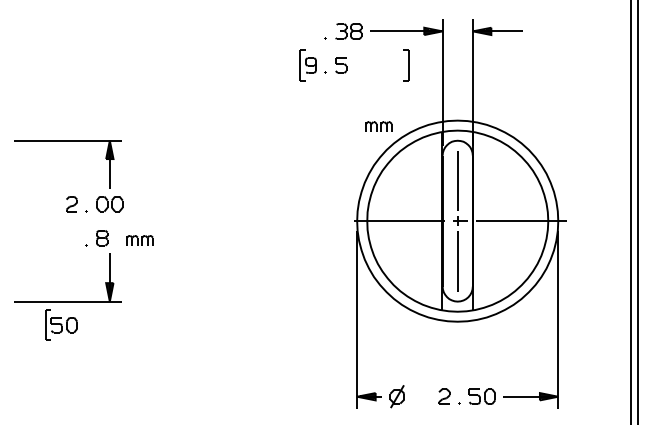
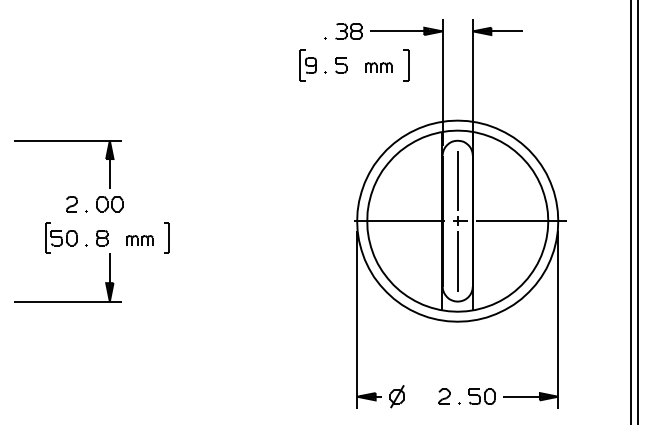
part position: (378, 126) -> (378, 67) (378, 67)
part: none -> present (166, 237)
part position: (61, 324) -> (61, 237) (61, 237)
